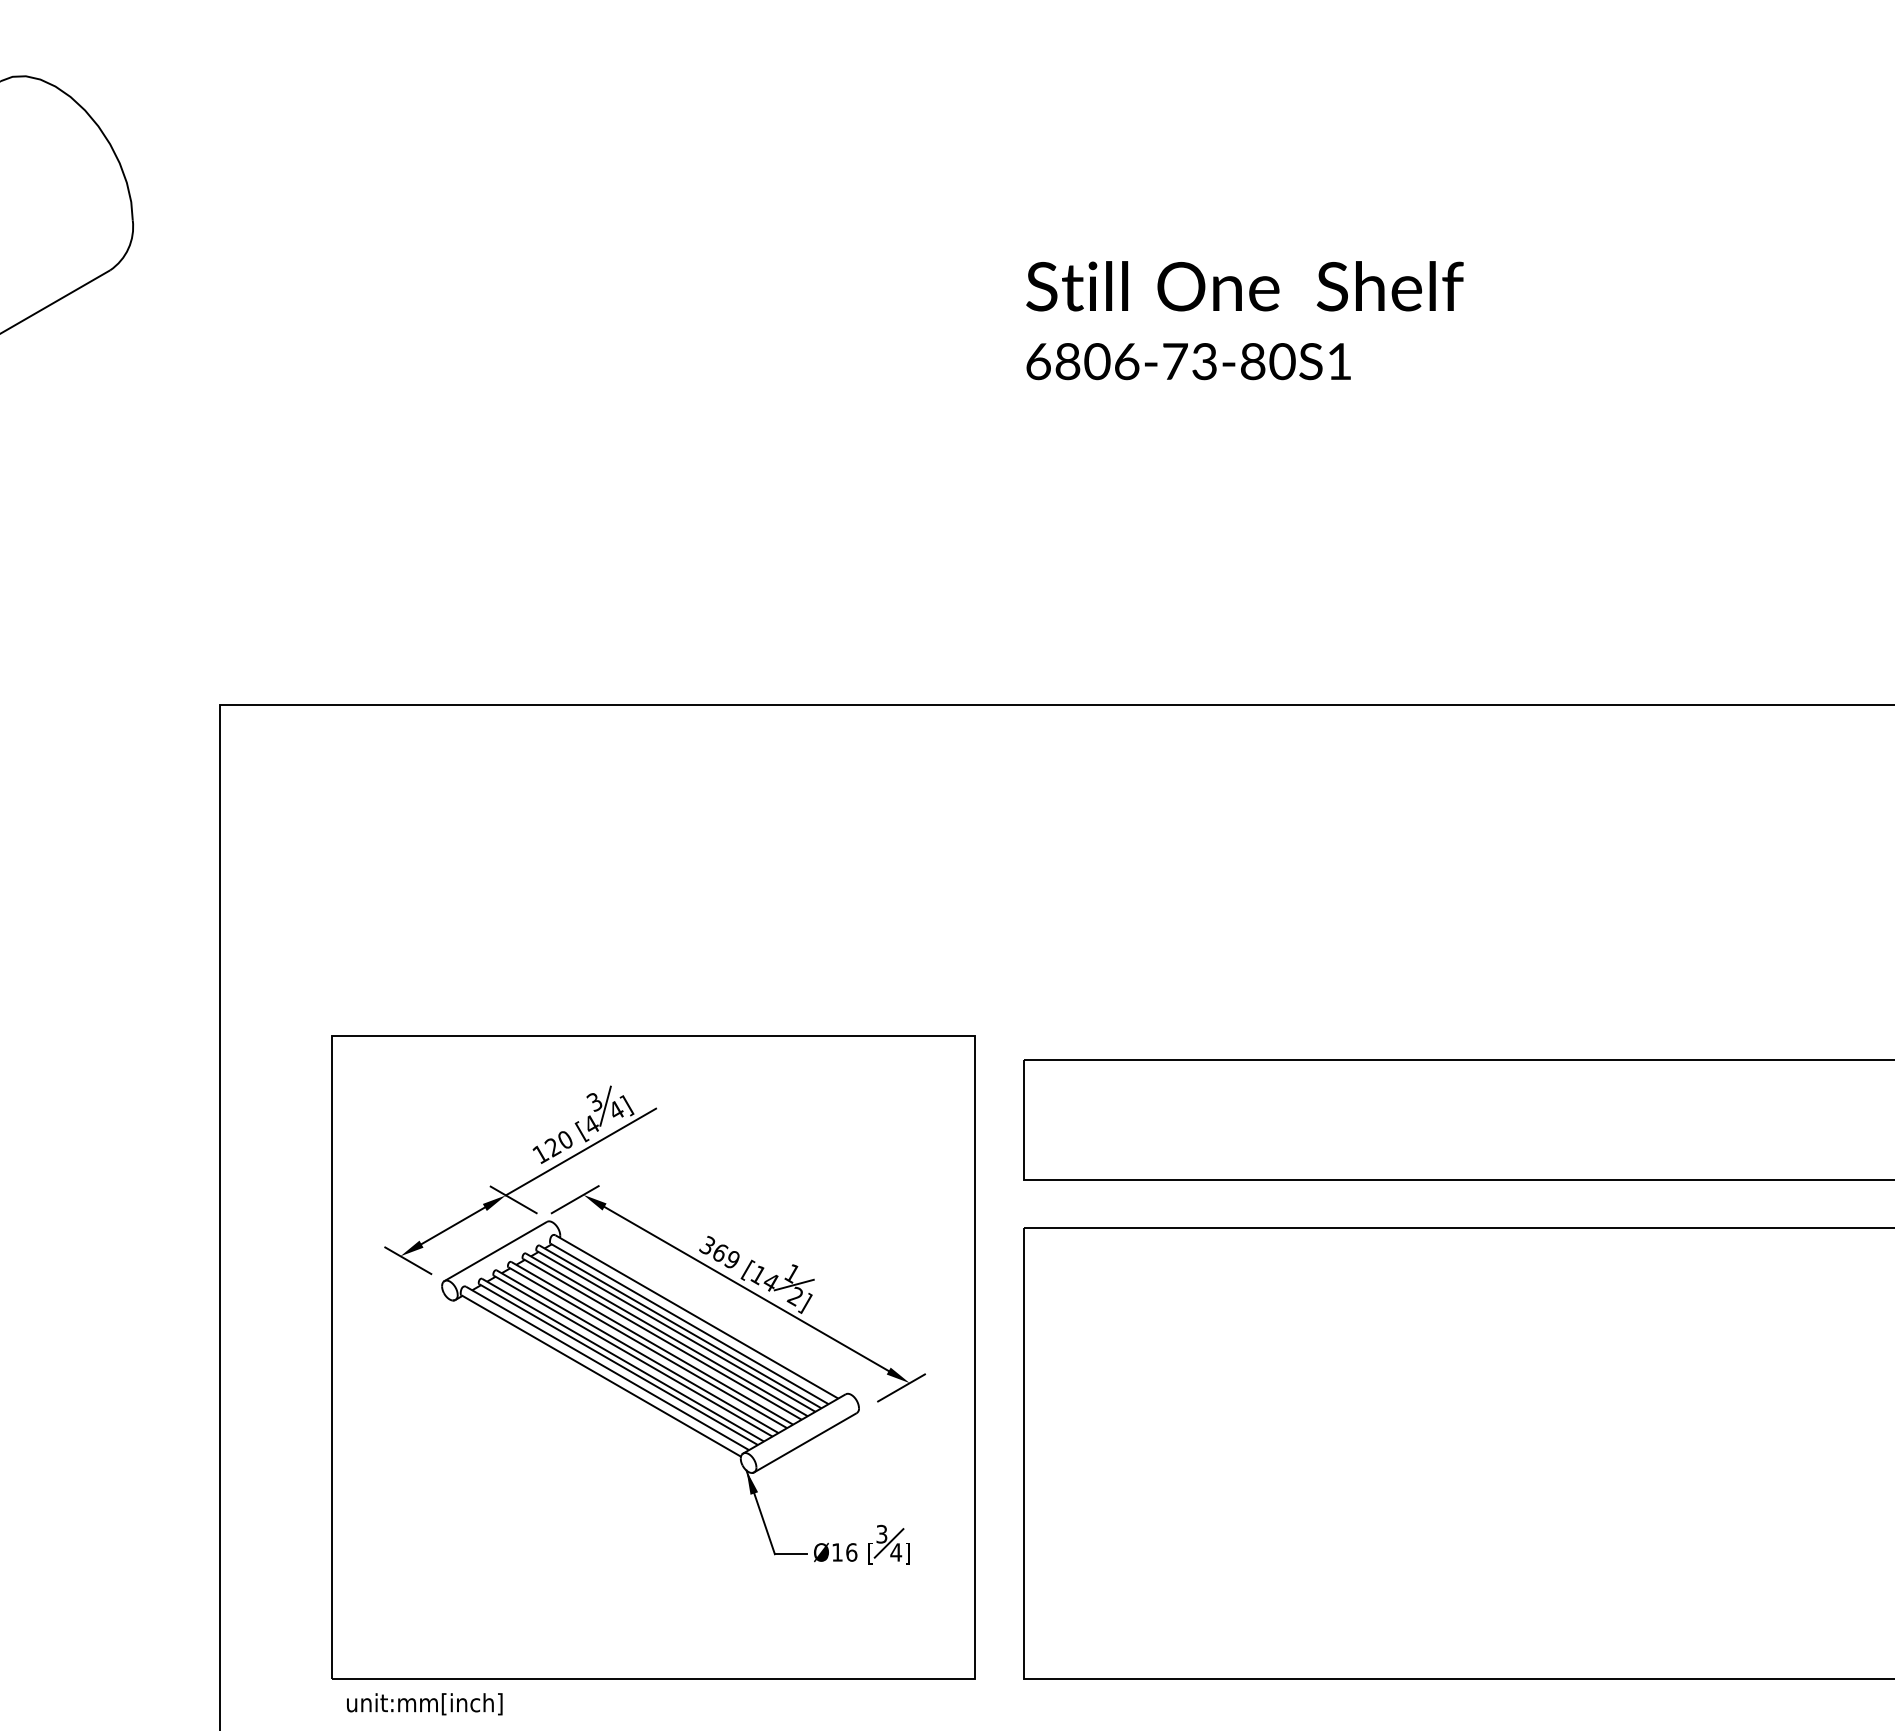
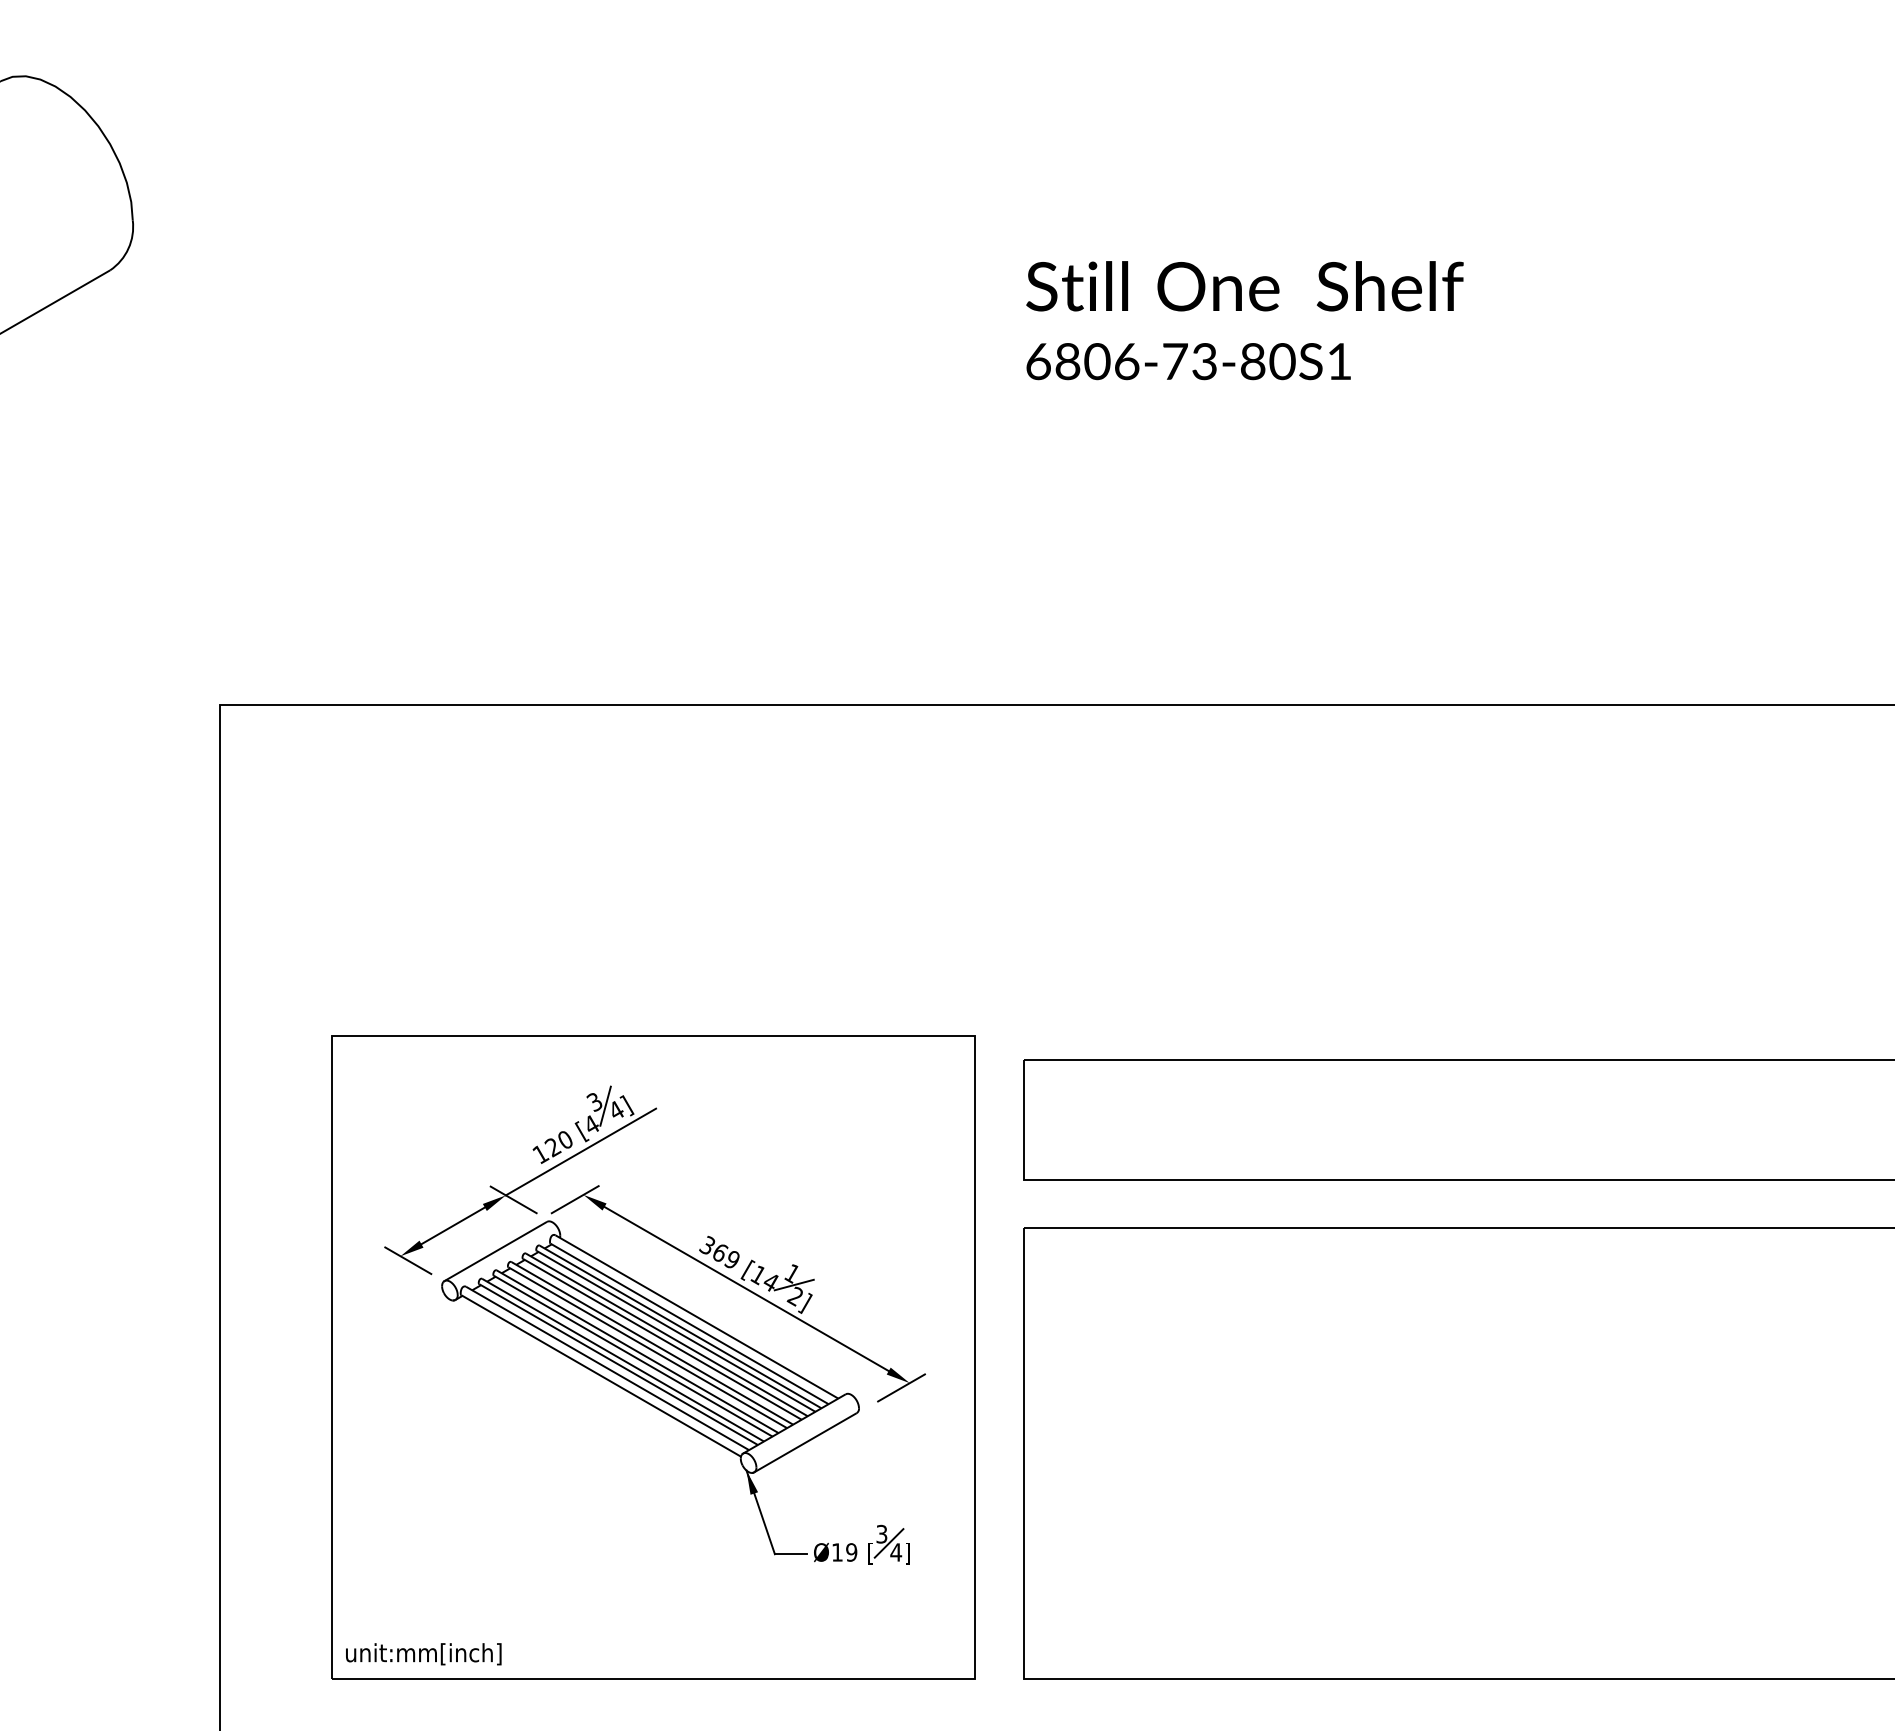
text: Ø16 -> Ø19 (851, 1552)
text position: (424, 1704) -> (423, 1654) (423, 1654)
